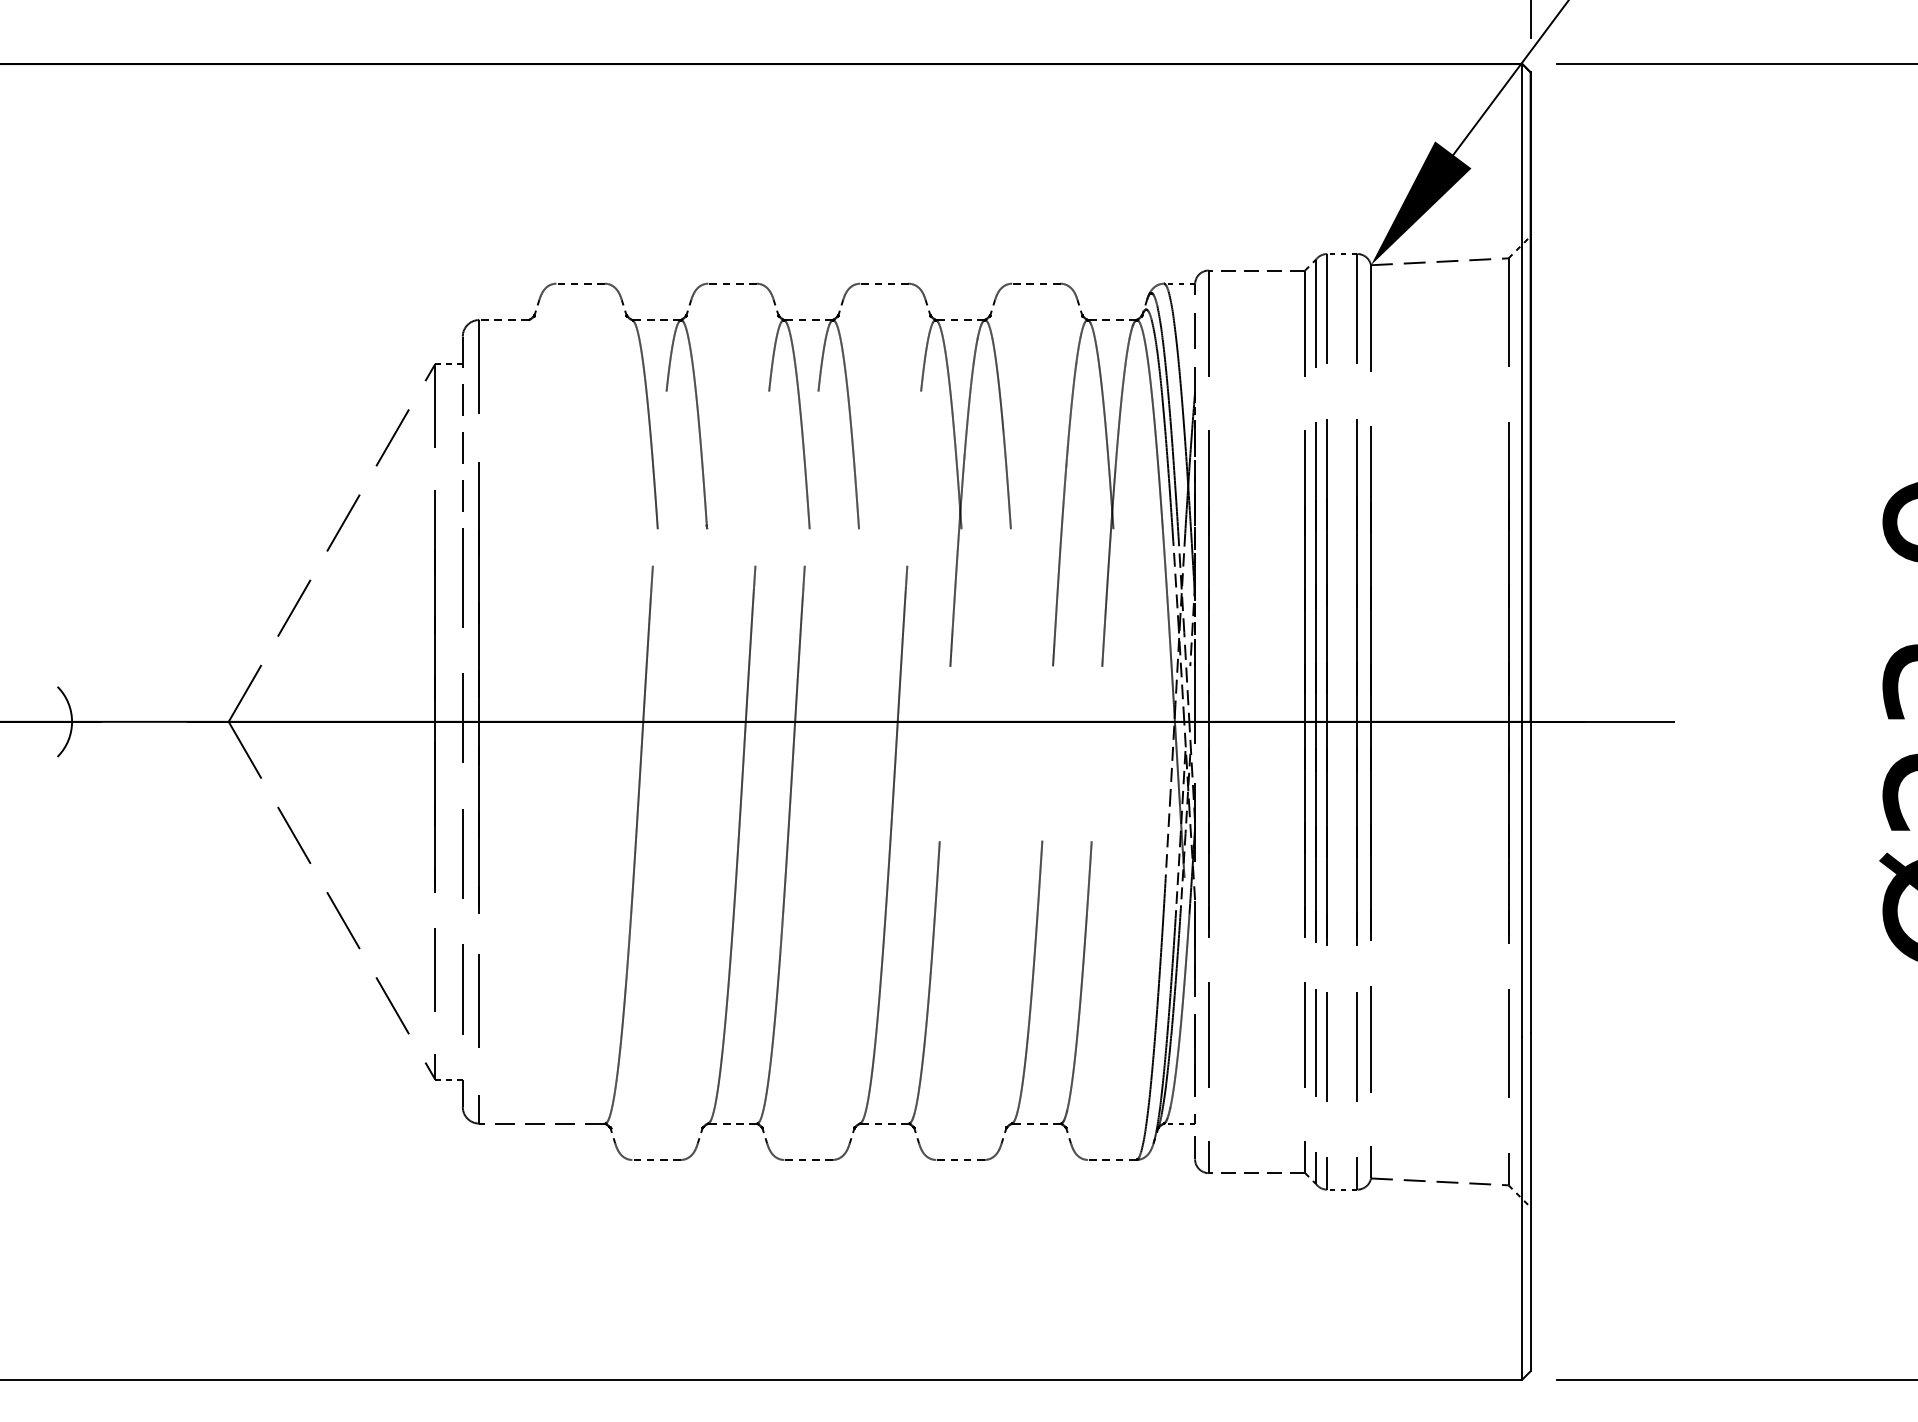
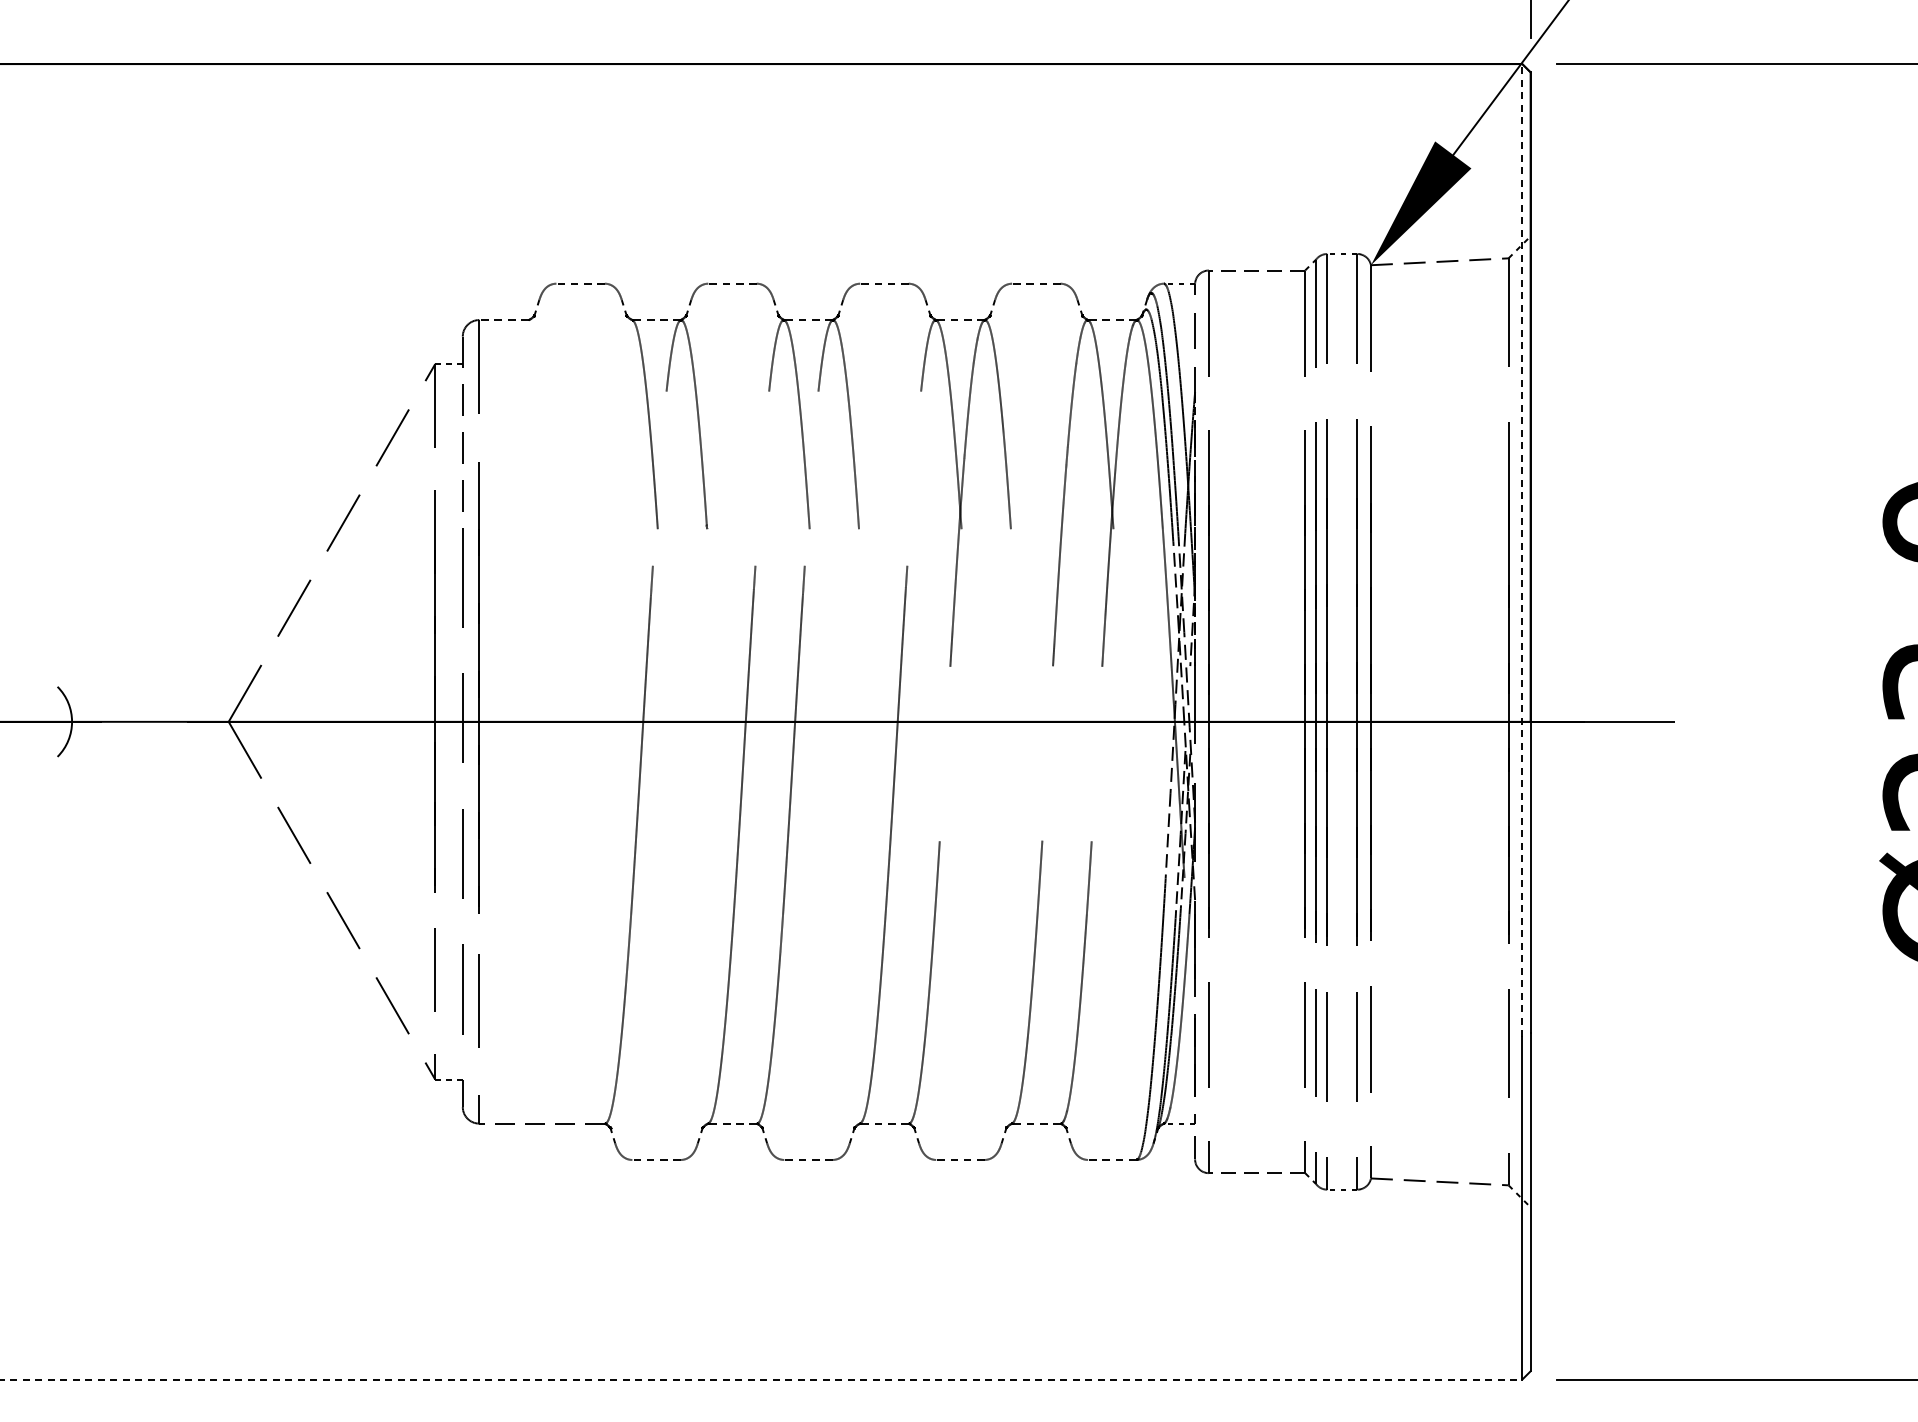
line: solid -> dashed (1522, 550)
line: solid -> dashed (761, 1379)
